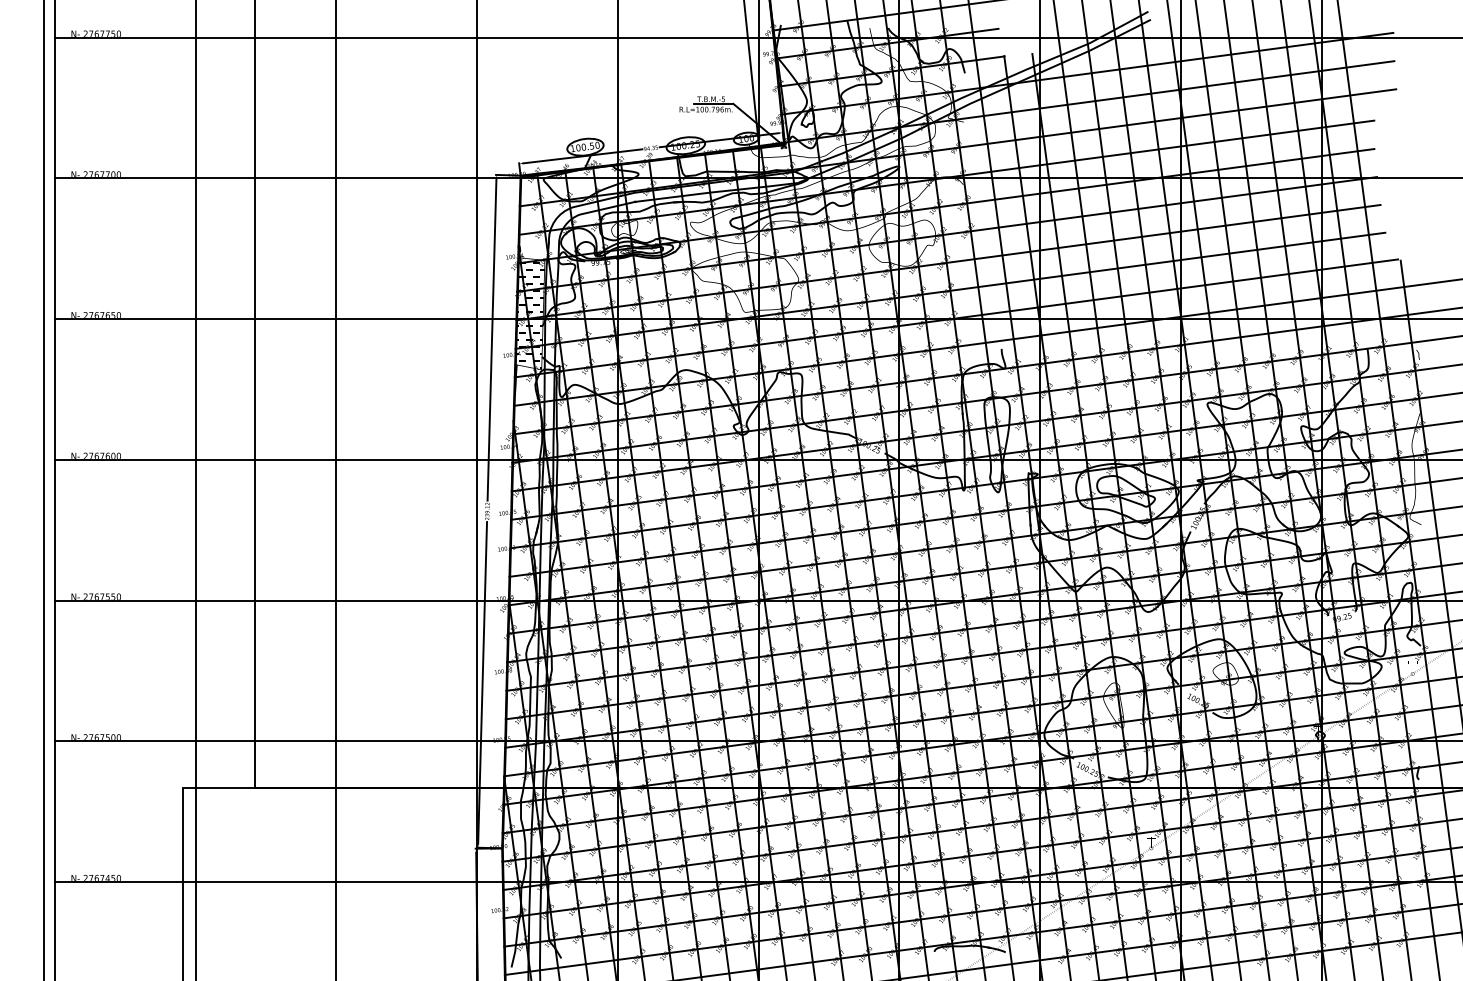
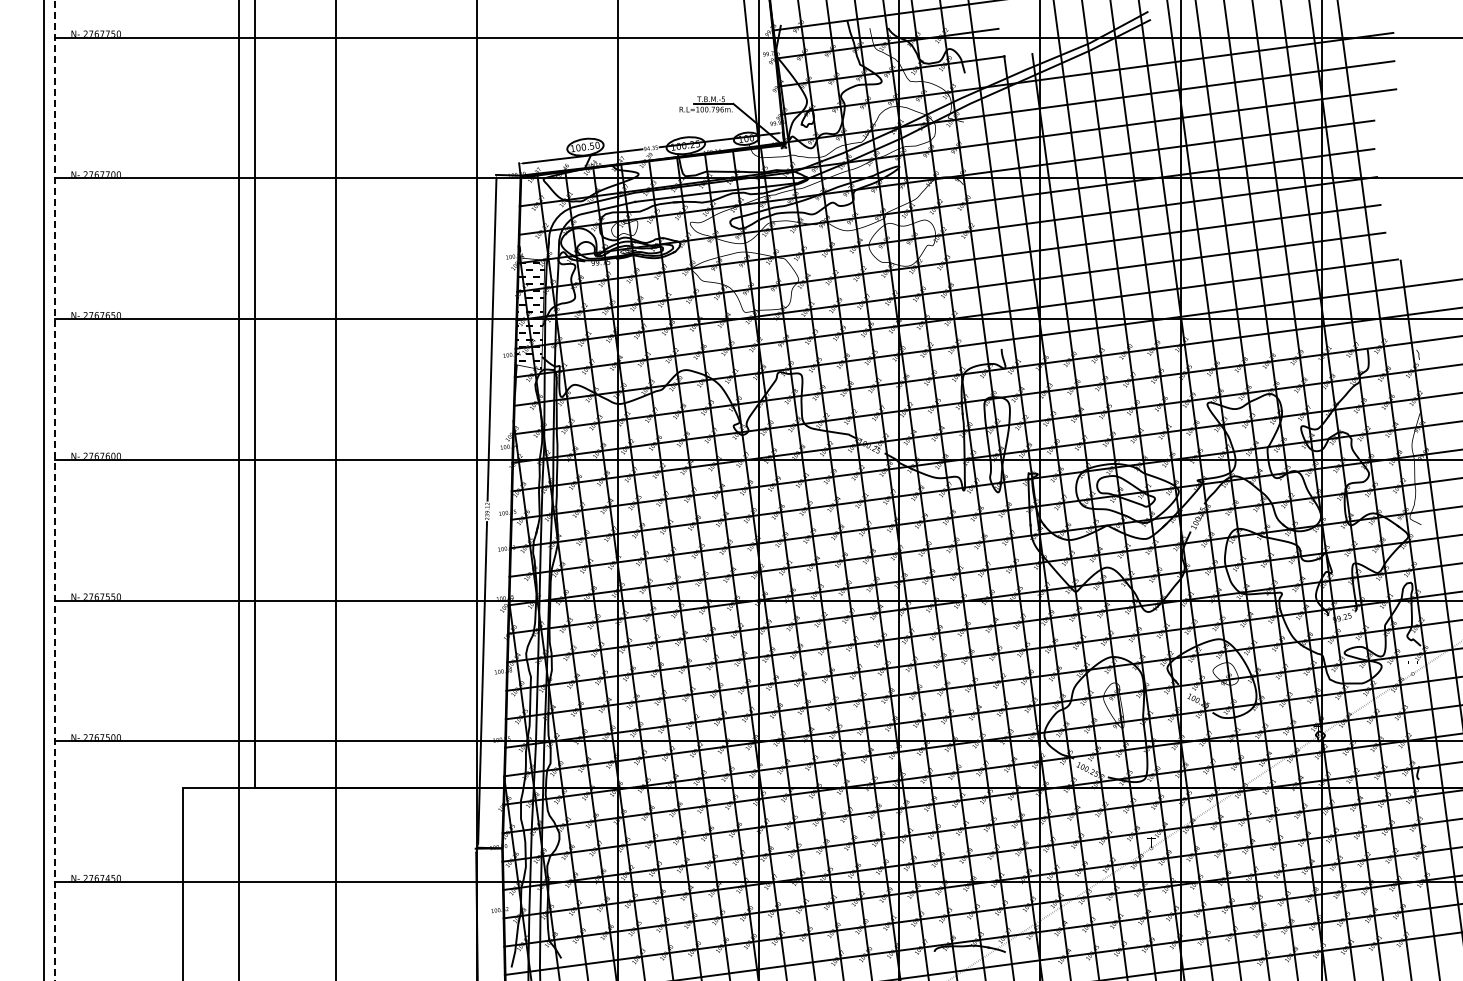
line position: (195, 489) -> (238, 489) (238, 489)
line: solid -> dashed (54, 490)
